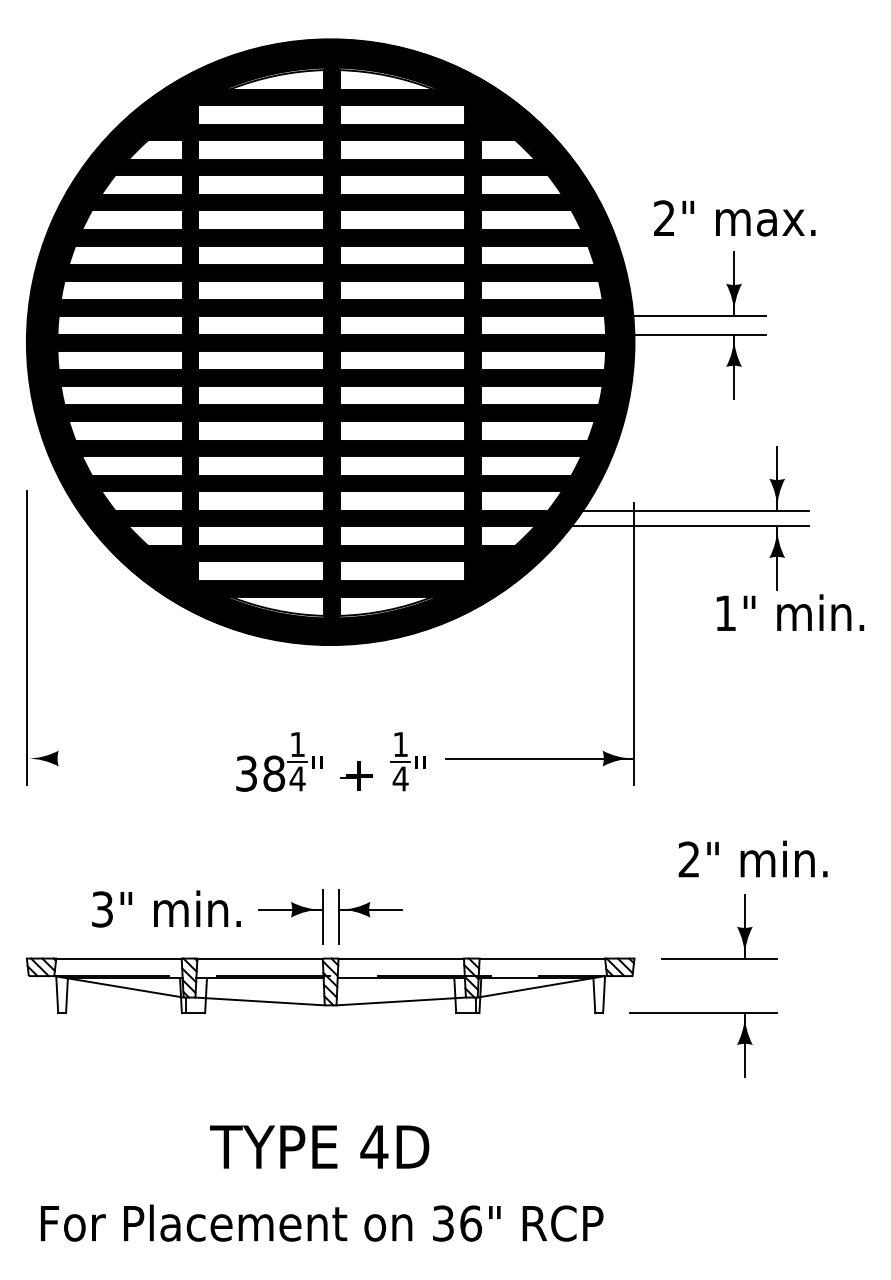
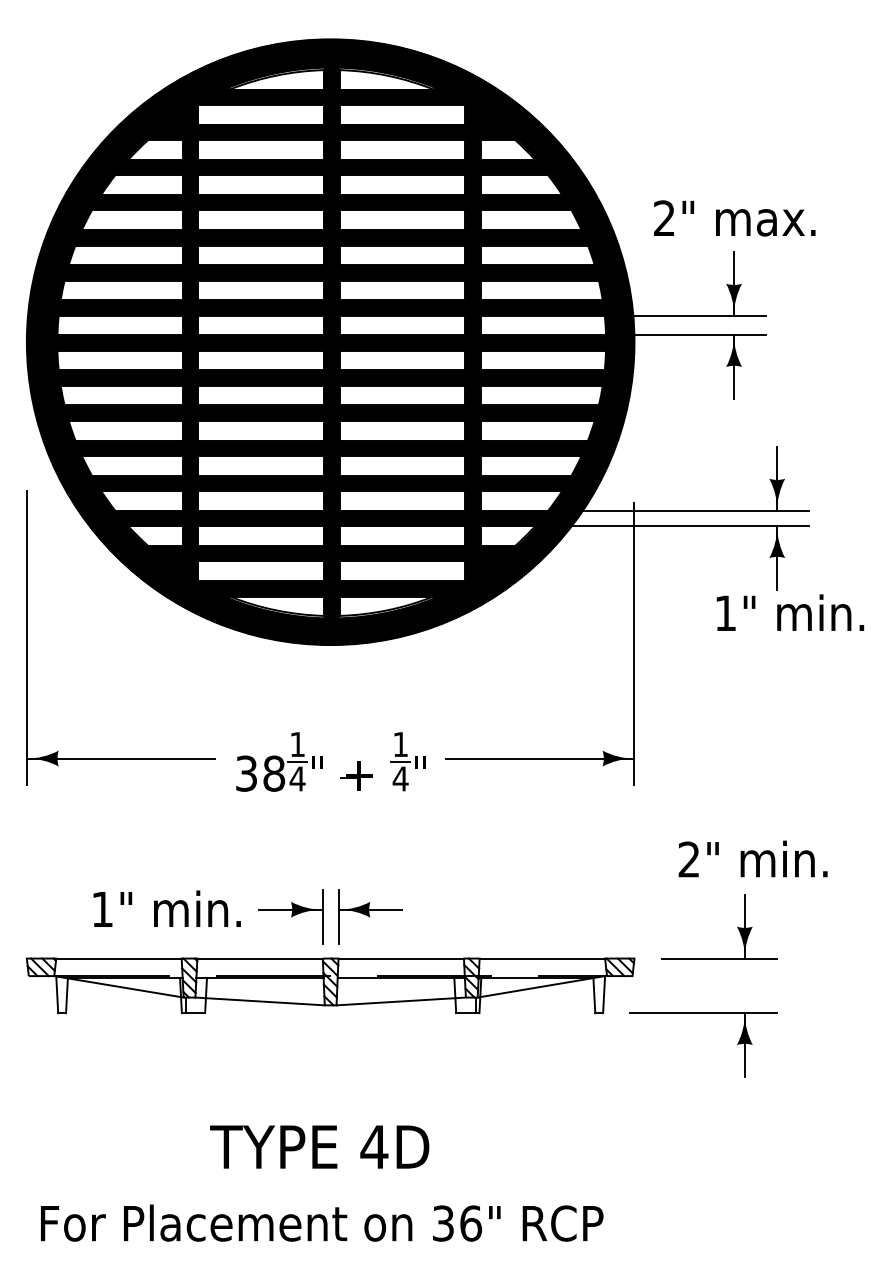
line: none -> present (120, 758)
text: 3" -> 1" (102, 909)
